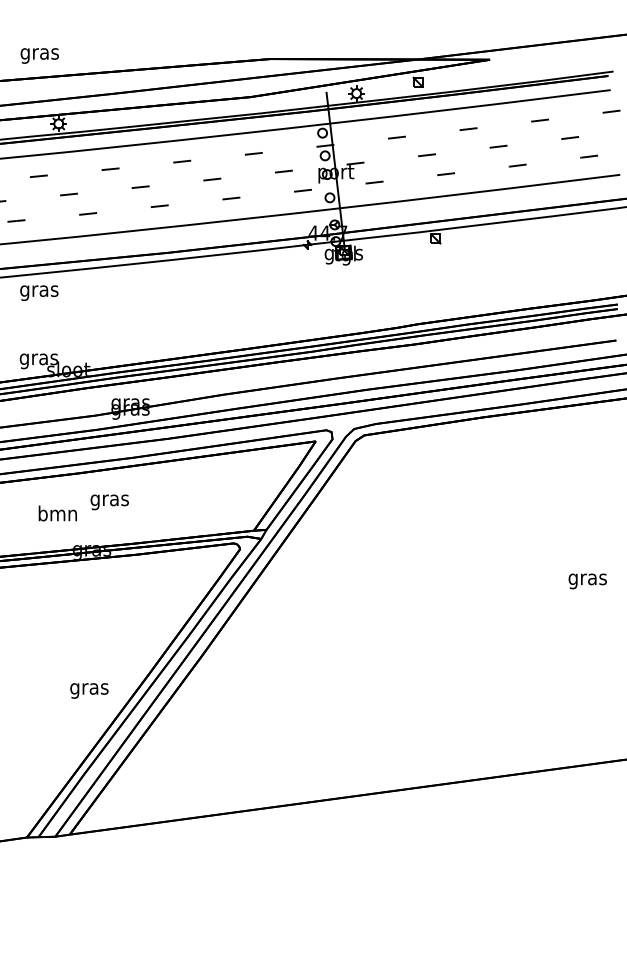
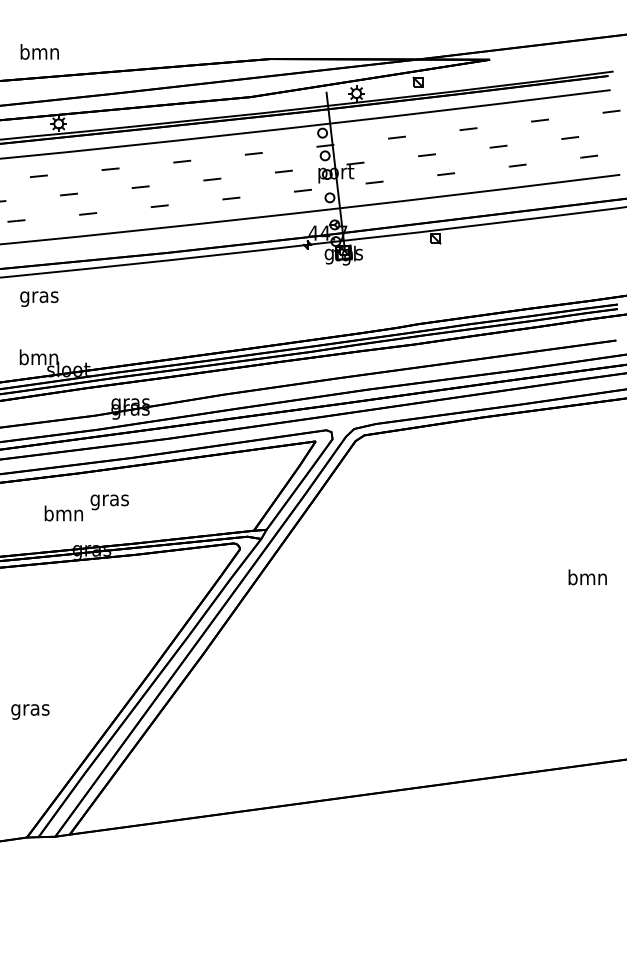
text: gras -> bmn (39, 53)
text position: (39, 292) -> (39, 298) (39, 298)
text: gras -> bmn (38, 359)
text position: (57, 513) -> (63, 513) (63, 513)
text: gras -> bmn (587, 579)
text position: (89, 690) -> (30, 711) (30, 711)
